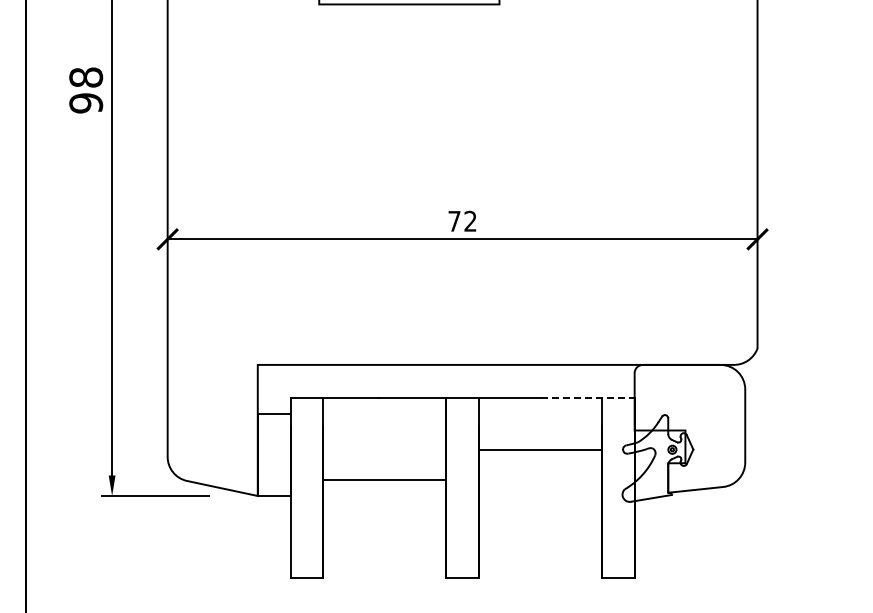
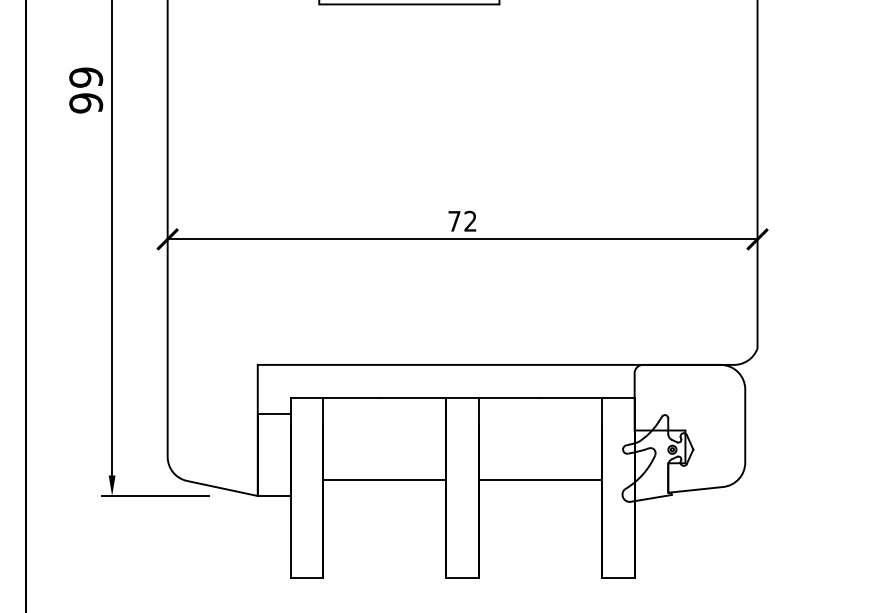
text: 98 -> 99 (86, 77)
line: dashed -> solid (587, 397)
line position: (539, 449) -> (539, 479) (539, 479)
